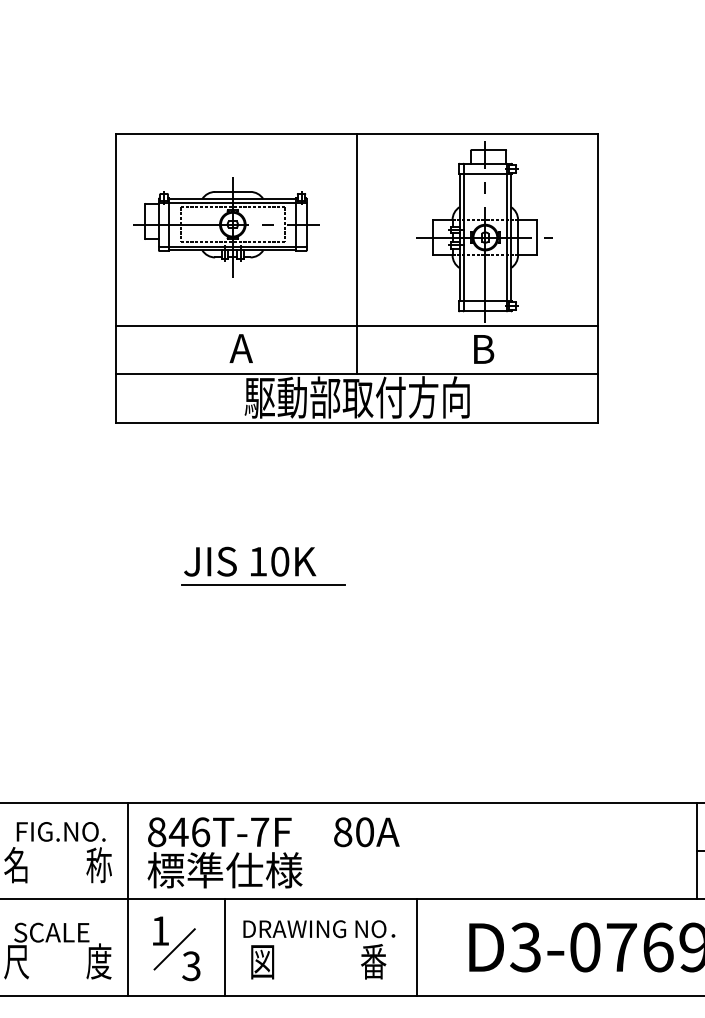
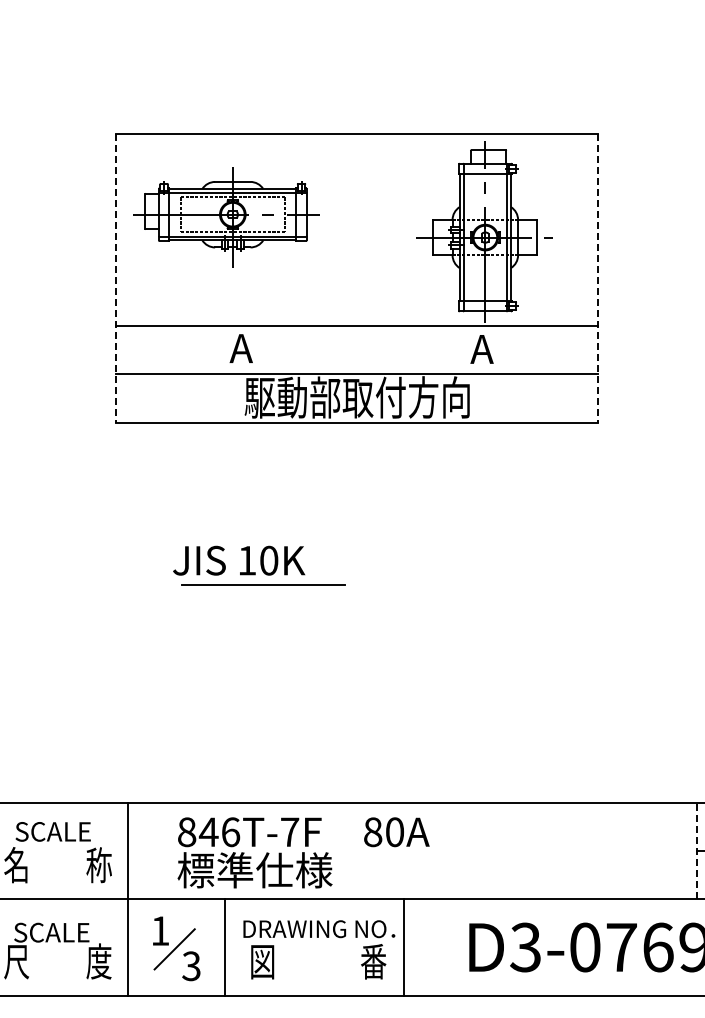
part position: (226, 227) -> (226, 217) (226, 217)
line: present -> none (356, 253)
line: solid -> dashed (115, 278)
line: solid -> dashed (597, 278)
text: B -> A (482, 349)
text position: (250, 561) -> (239, 560) (239, 560)
text: FIG.NO. -> SCALE (60, 831)
line: solid -> dashed (696, 850)
text position: (273, 852) -> (303, 852) (303, 852)
line position: (417, 947) -> (404, 947) (404, 947)
